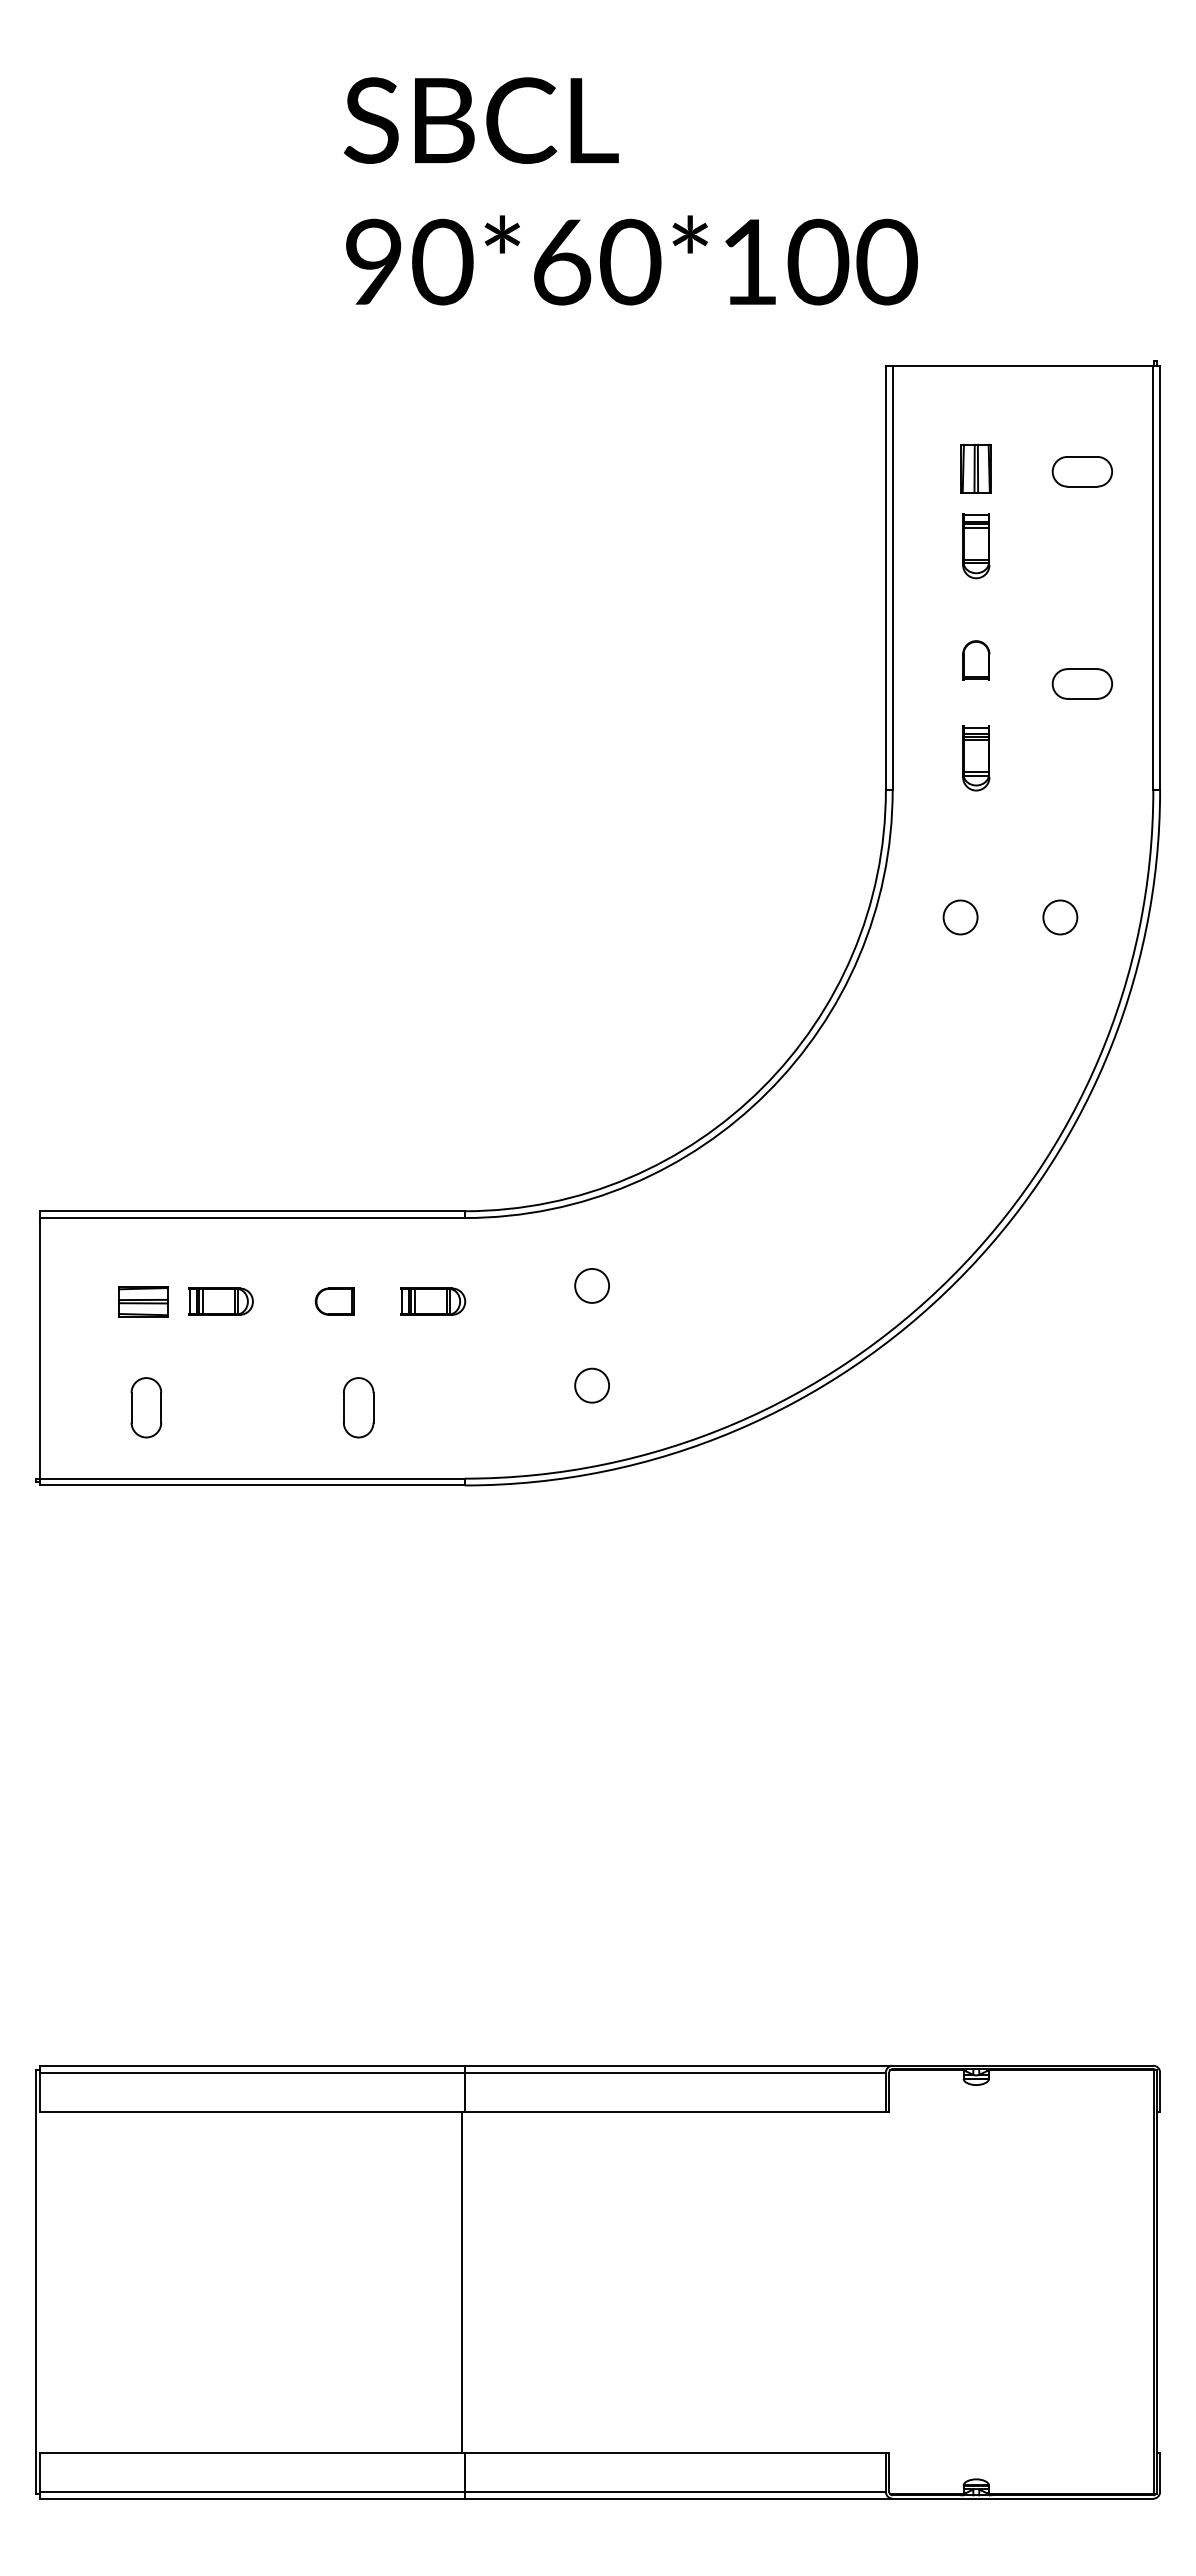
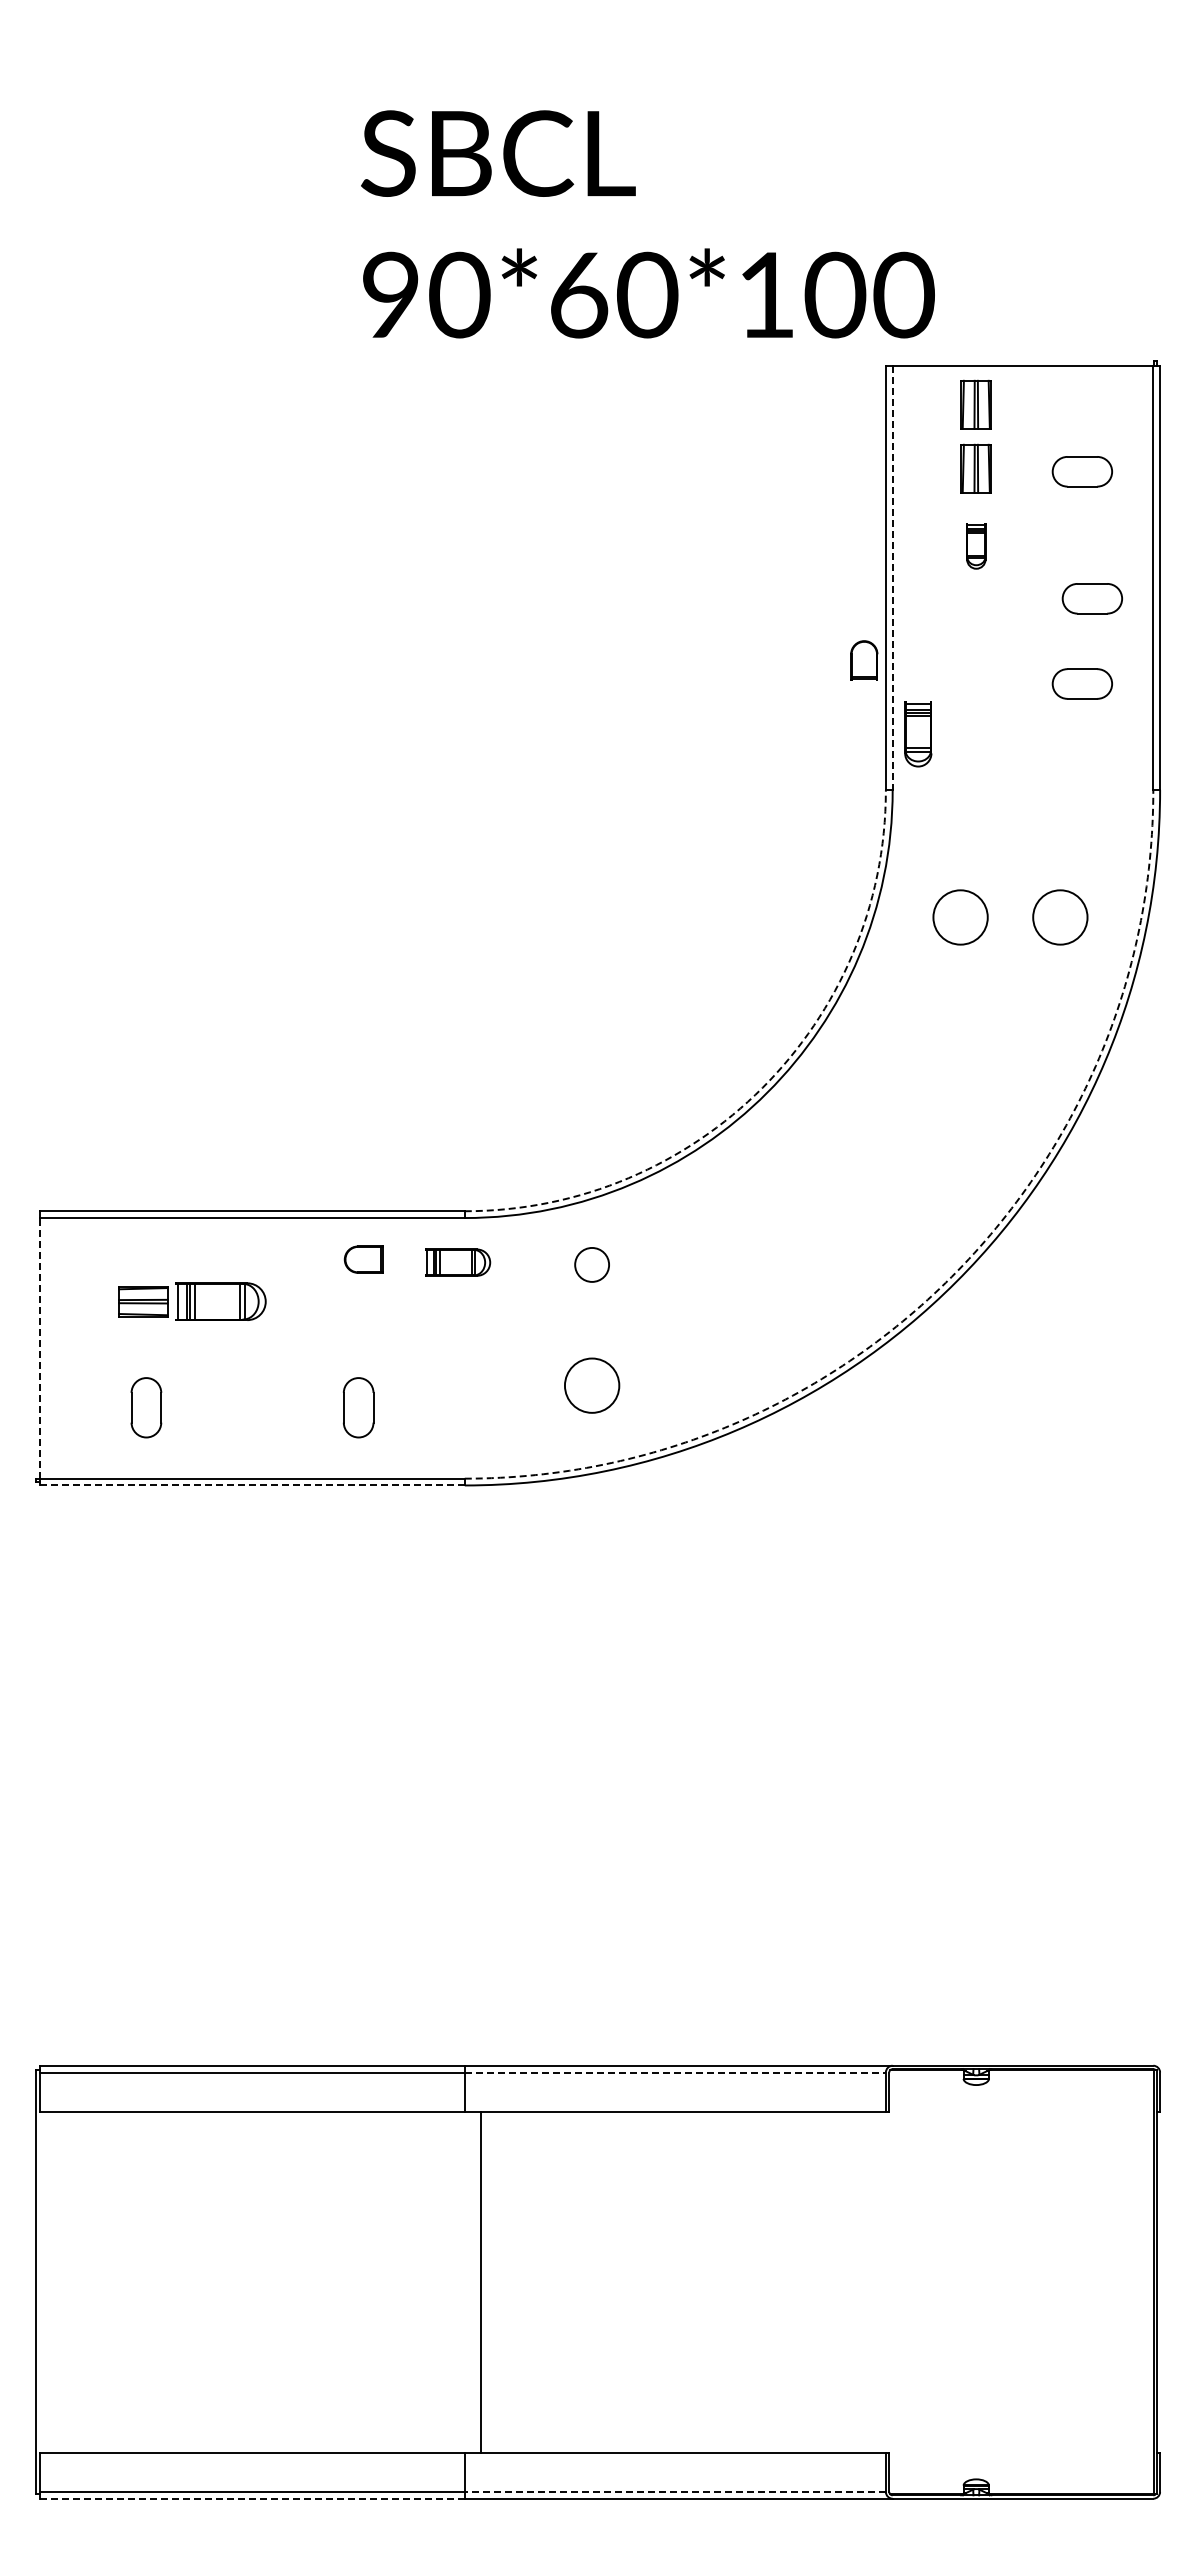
text position: (630, 191) -> (647, 224) (647, 224)
part: none -> present (975, 404)
part size: 29x67 px -> 21x47 px (976, 546)
line: solid -> dashed (892, 578)
part: none -> present (1091, 598)
part position: (976, 660) -> (864, 660) (864, 660)
part position: (976, 758) -> (918, 734) (918, 734)
circle diameter: 34 px -> 54 px (960, 917)
circle diameter: 34 px -> 54 px (1060, 917)
arc: solid -> dashed (762, 1087)
arc: solid -> dashed (951, 1277)
circle position: (591, 1285) -> (591, 1264) (591, 1264)
part size: 66x29 px -> 92x39 px (220, 1301)
part position: (334, 1301) -> (363, 1259) (363, 1259)
part position: (433, 1301) -> (458, 1262) (458, 1262)
line: solid -> dashed (40, 1347)
circle diameter: 34 px -> 54 px (591, 1385)
line: solid -> dashed (252, 1485)
line: solid -> dashed (675, 2072)
line position: (461, 2281) -> (480, 2281) (480, 2281)
line: solid -> dashed (675, 2491)
line: solid -> dashed (252, 2498)
